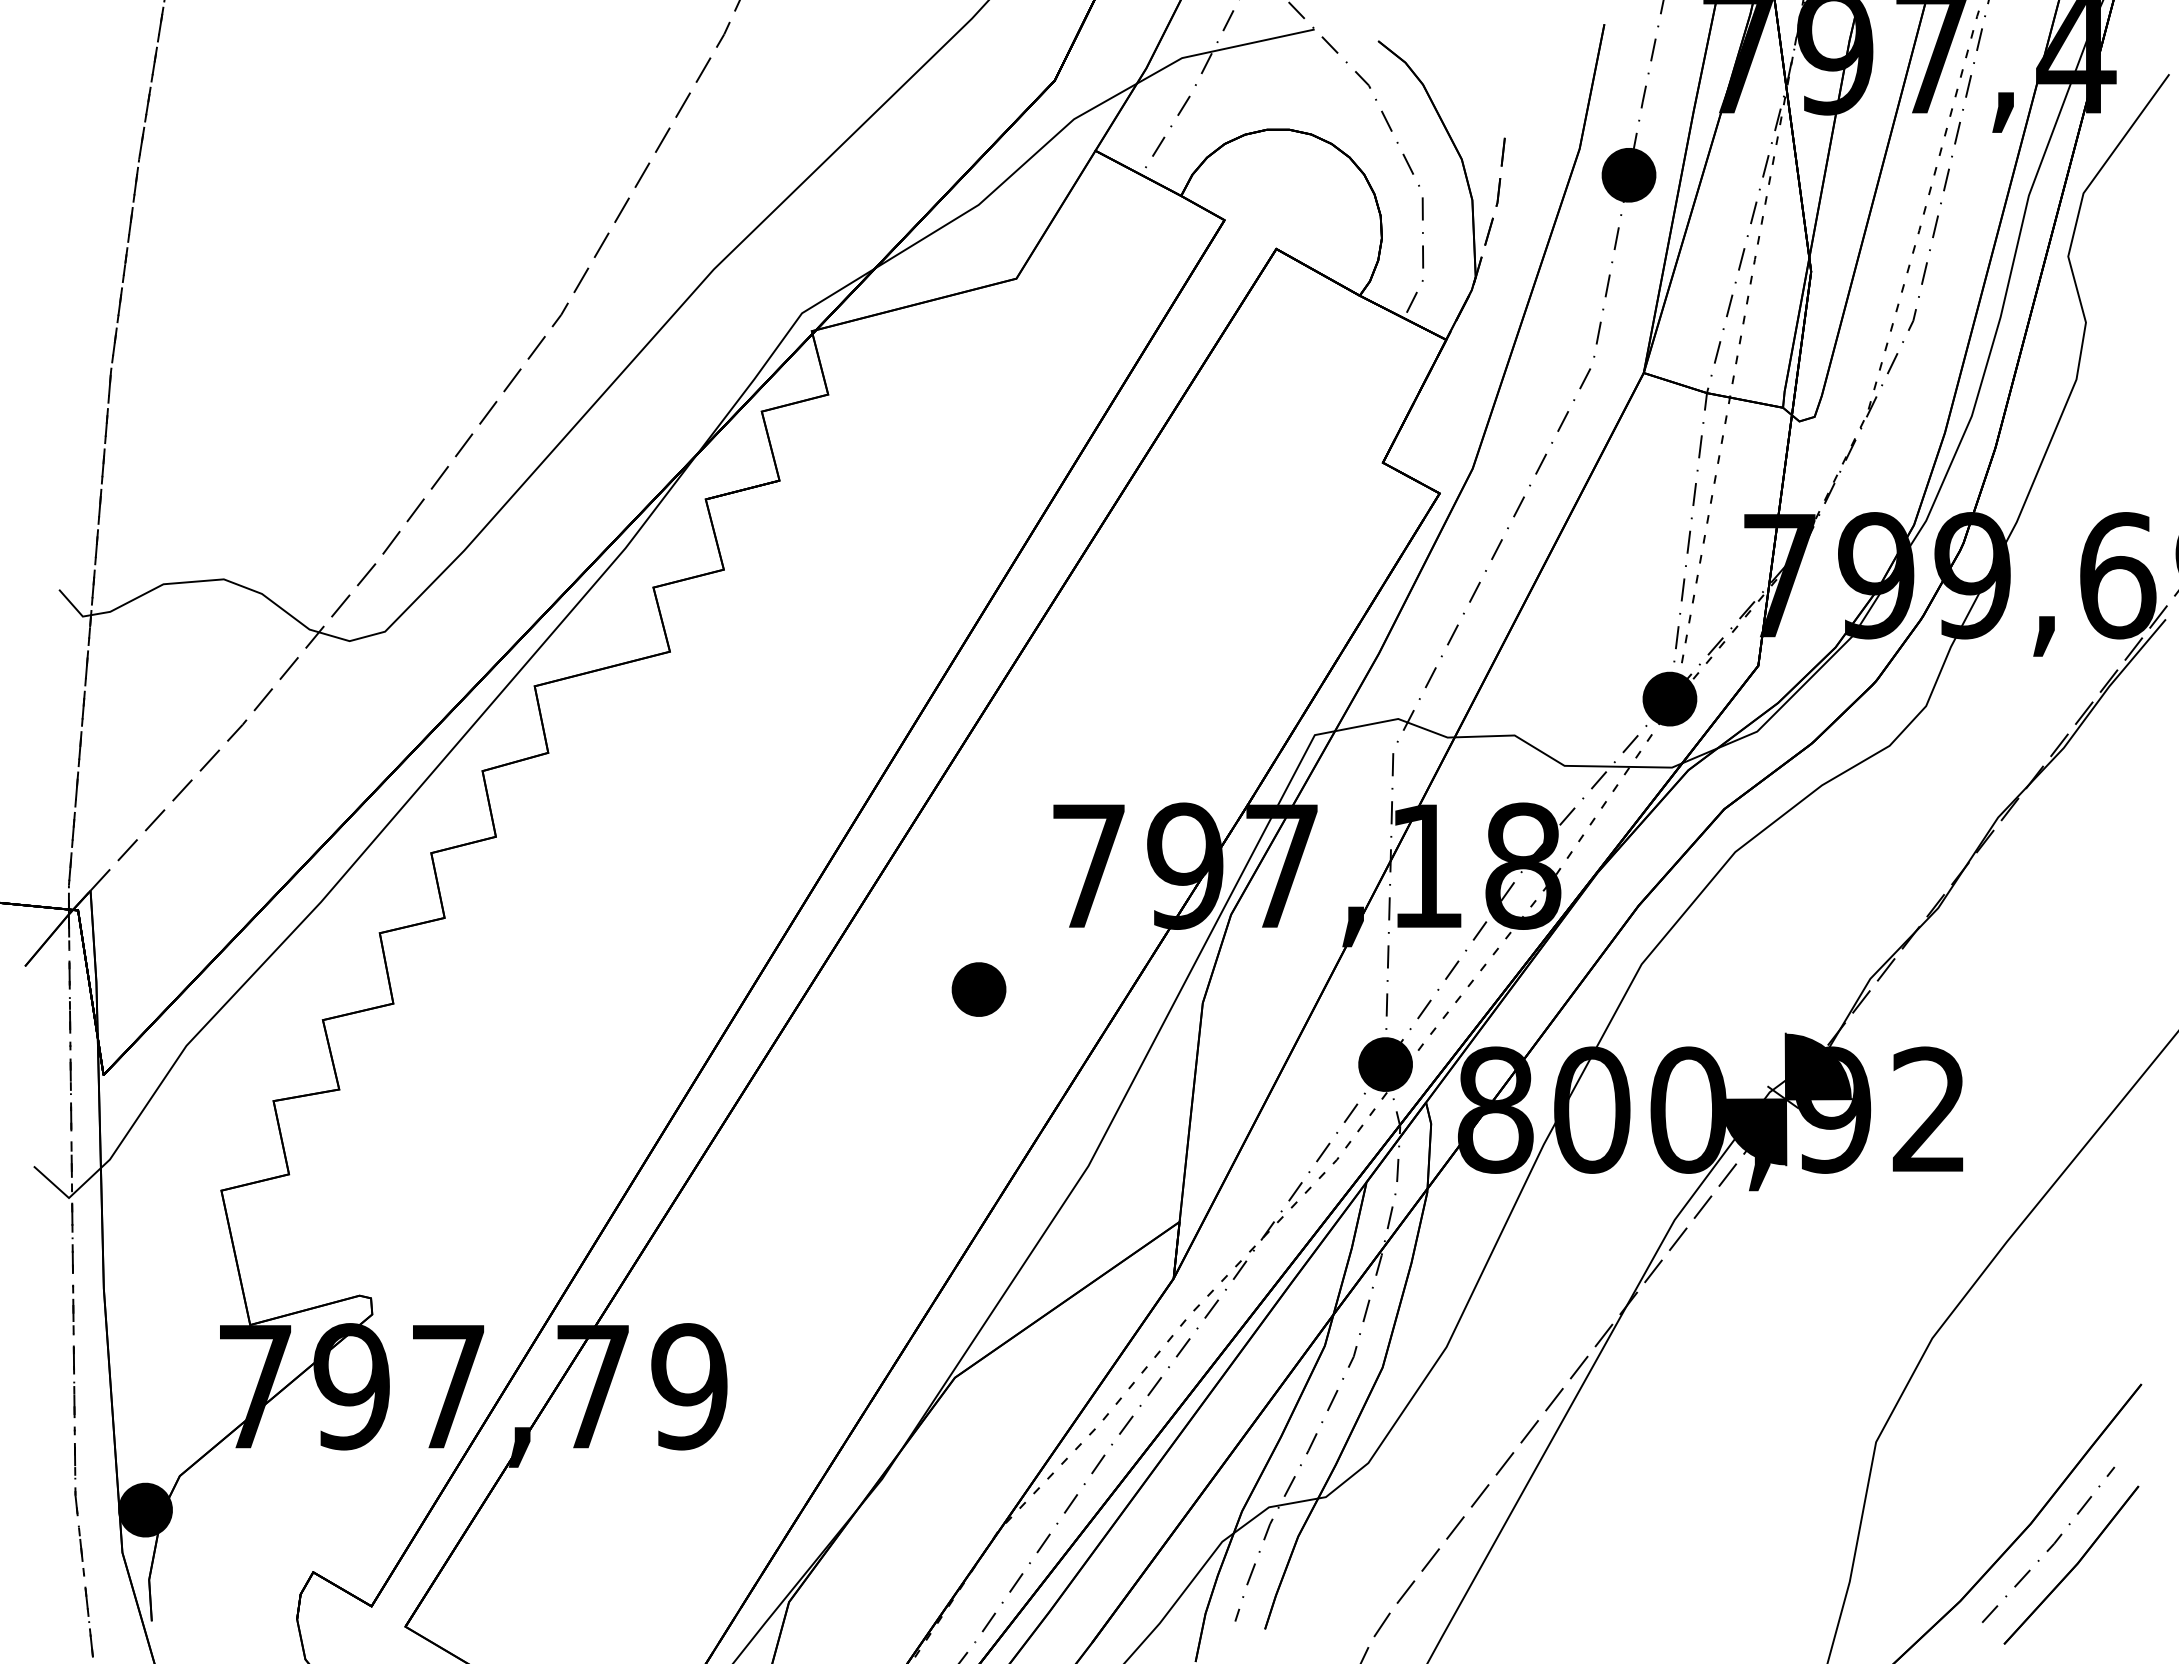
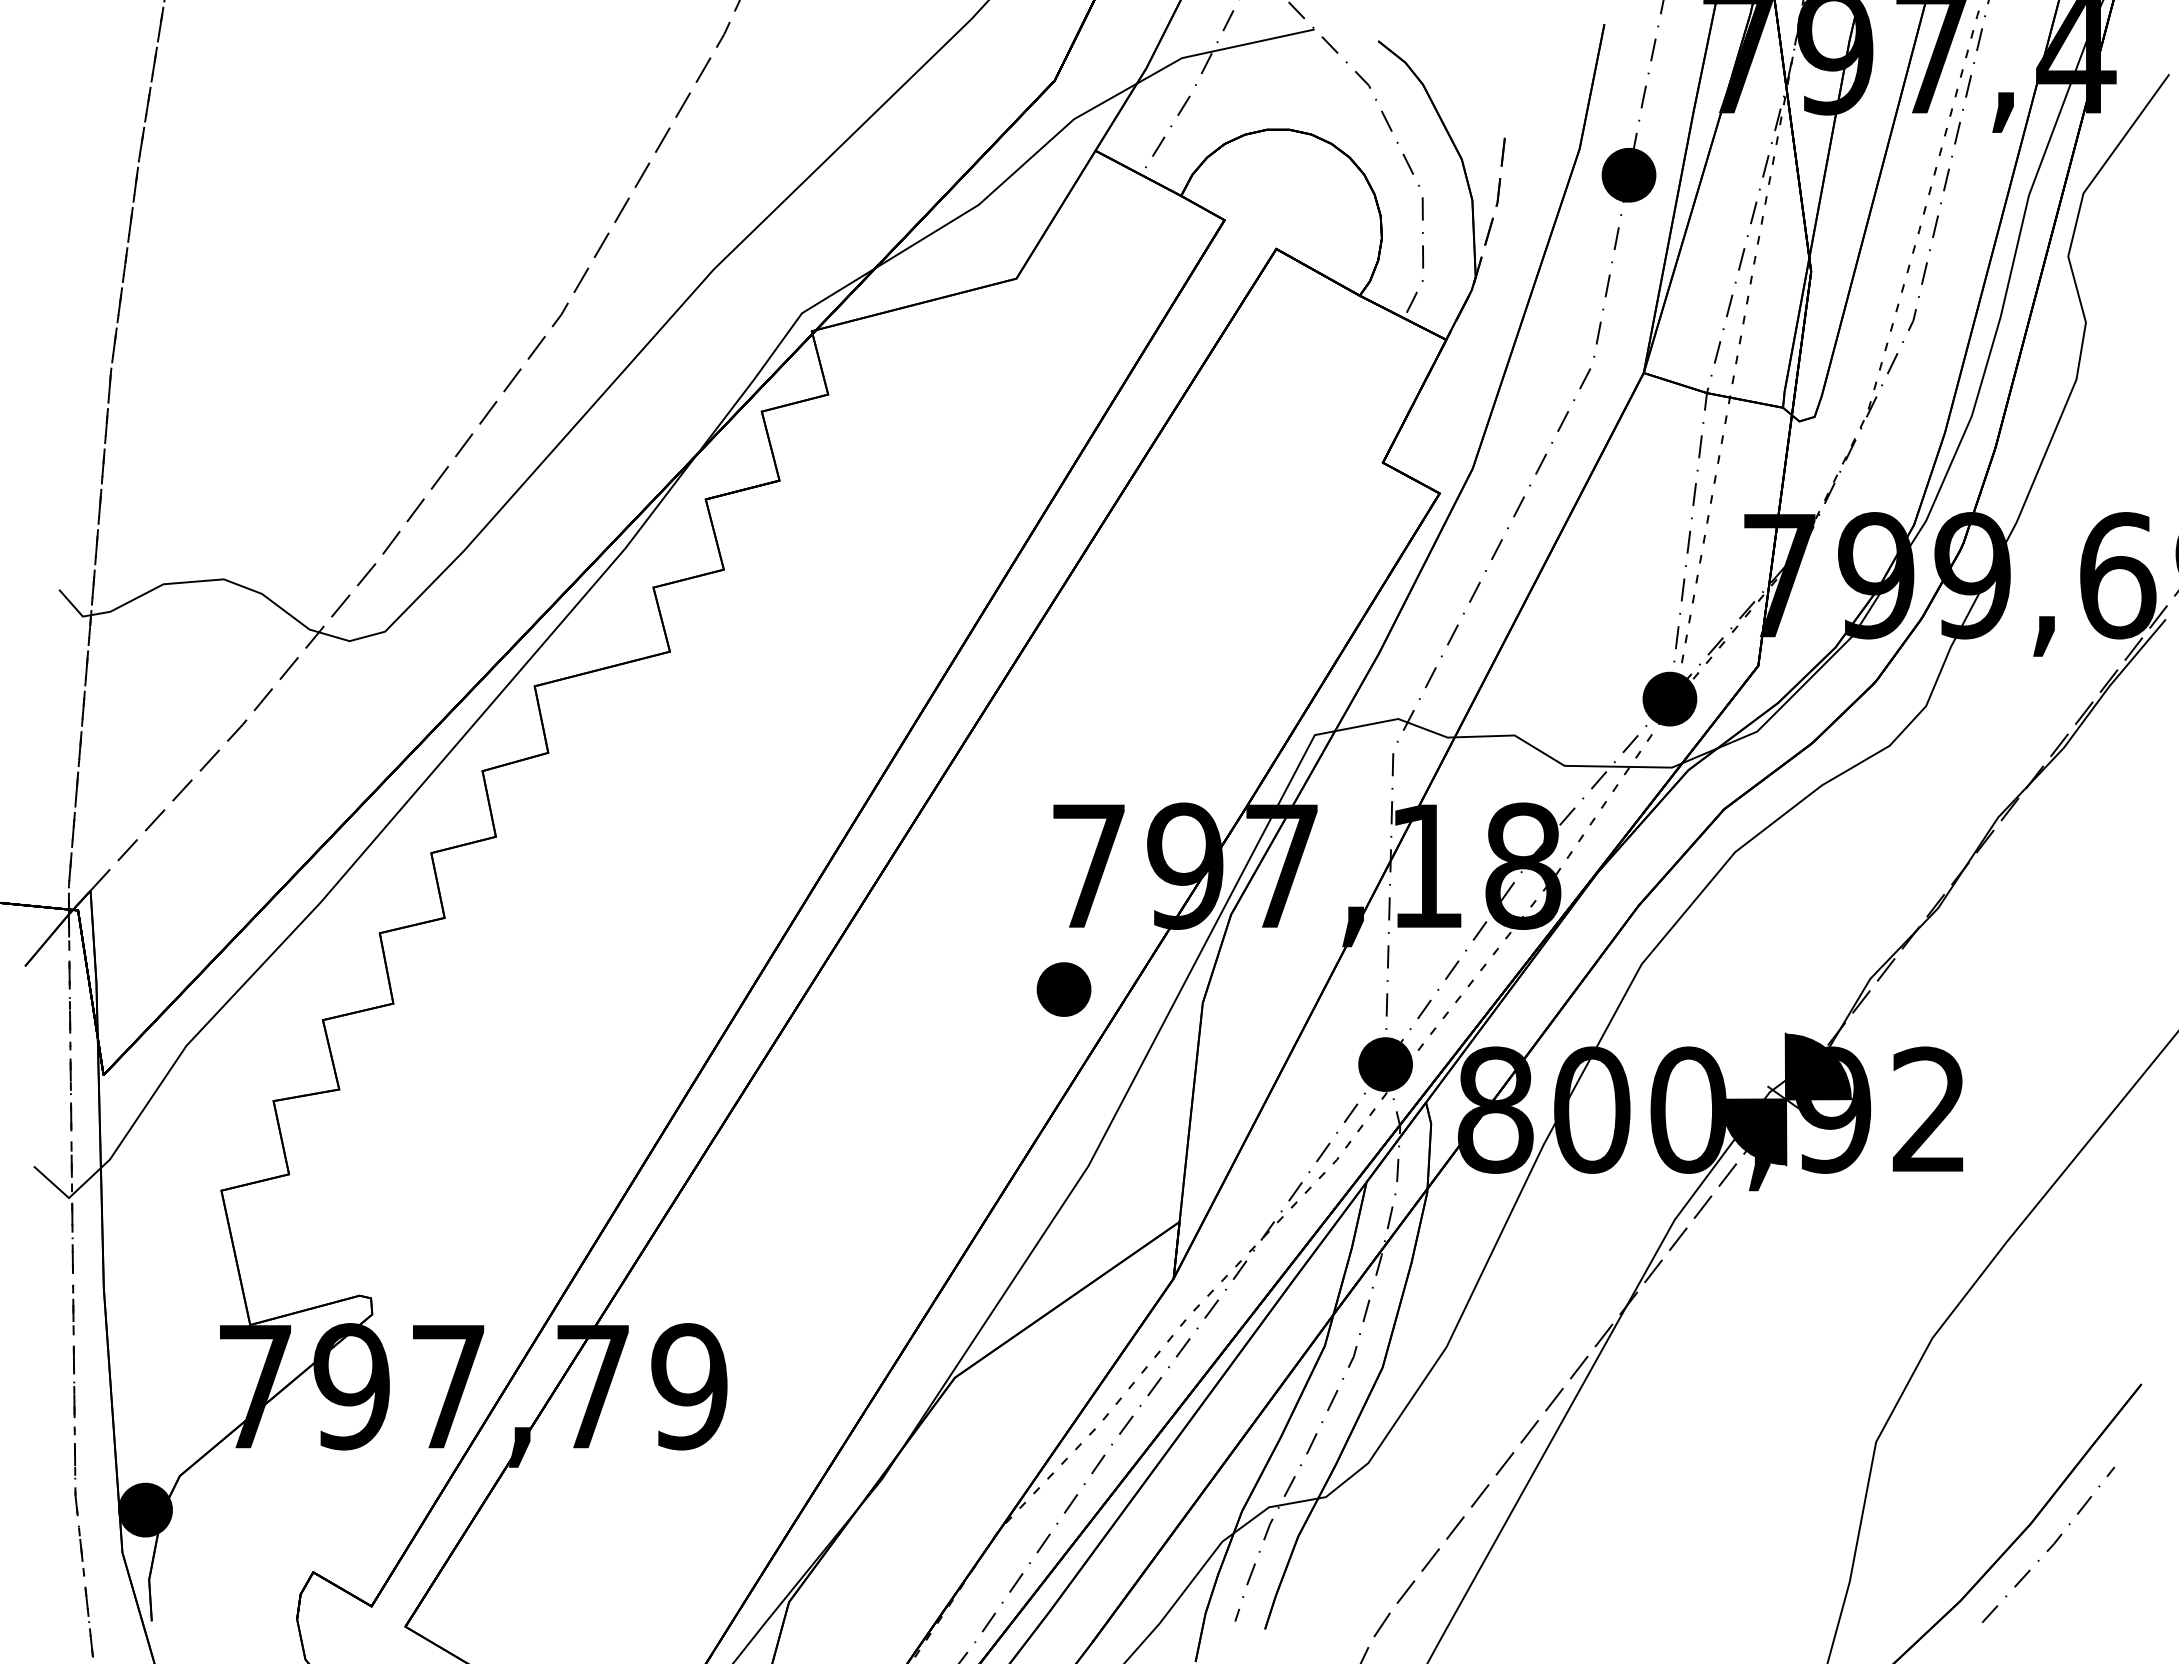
part position: (978, 989) -> (1063, 989) (1063, 989)
part: present -> none (2071, 1564)
